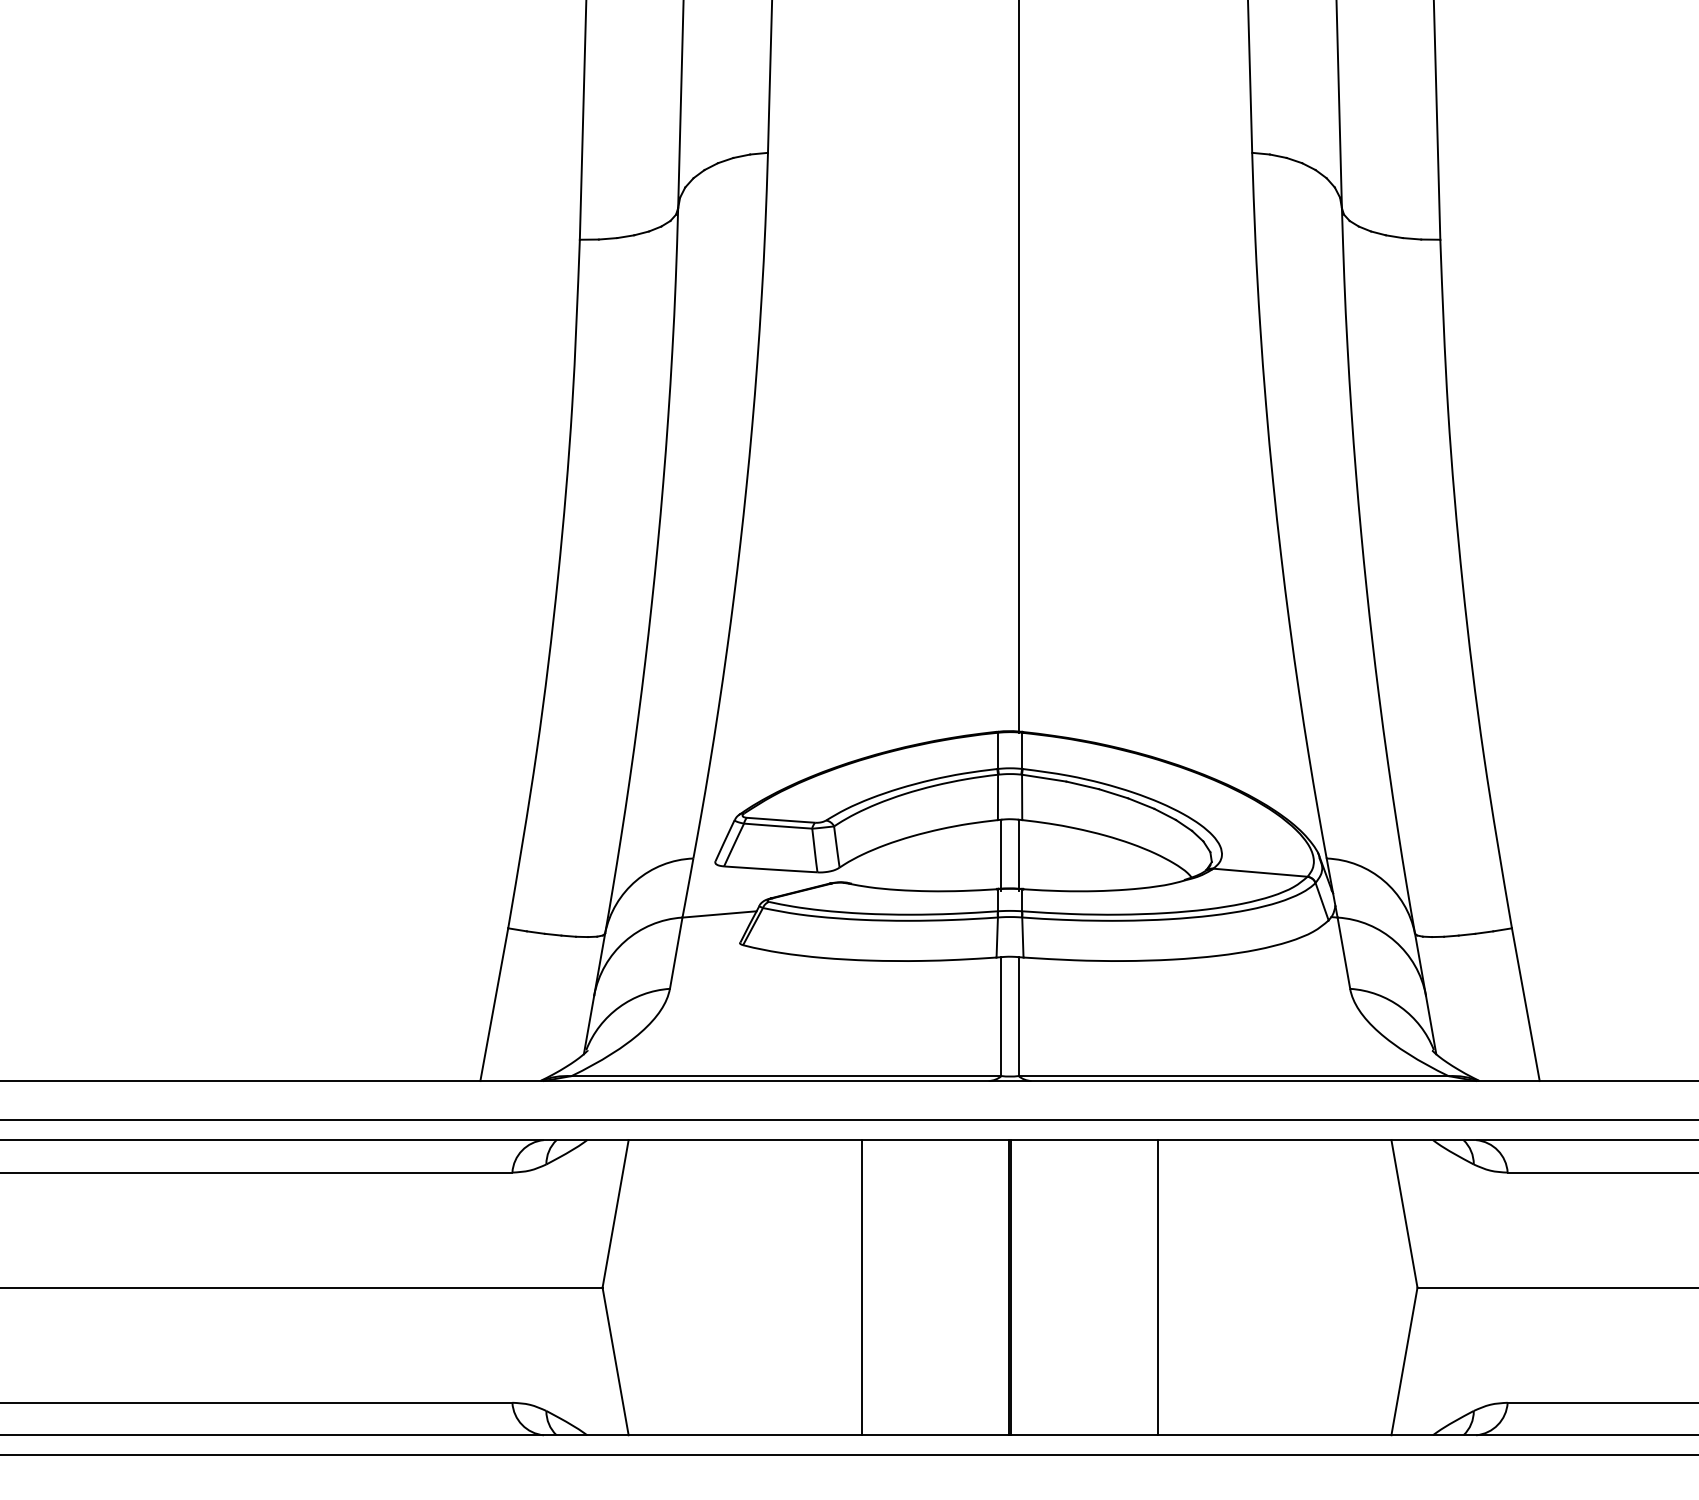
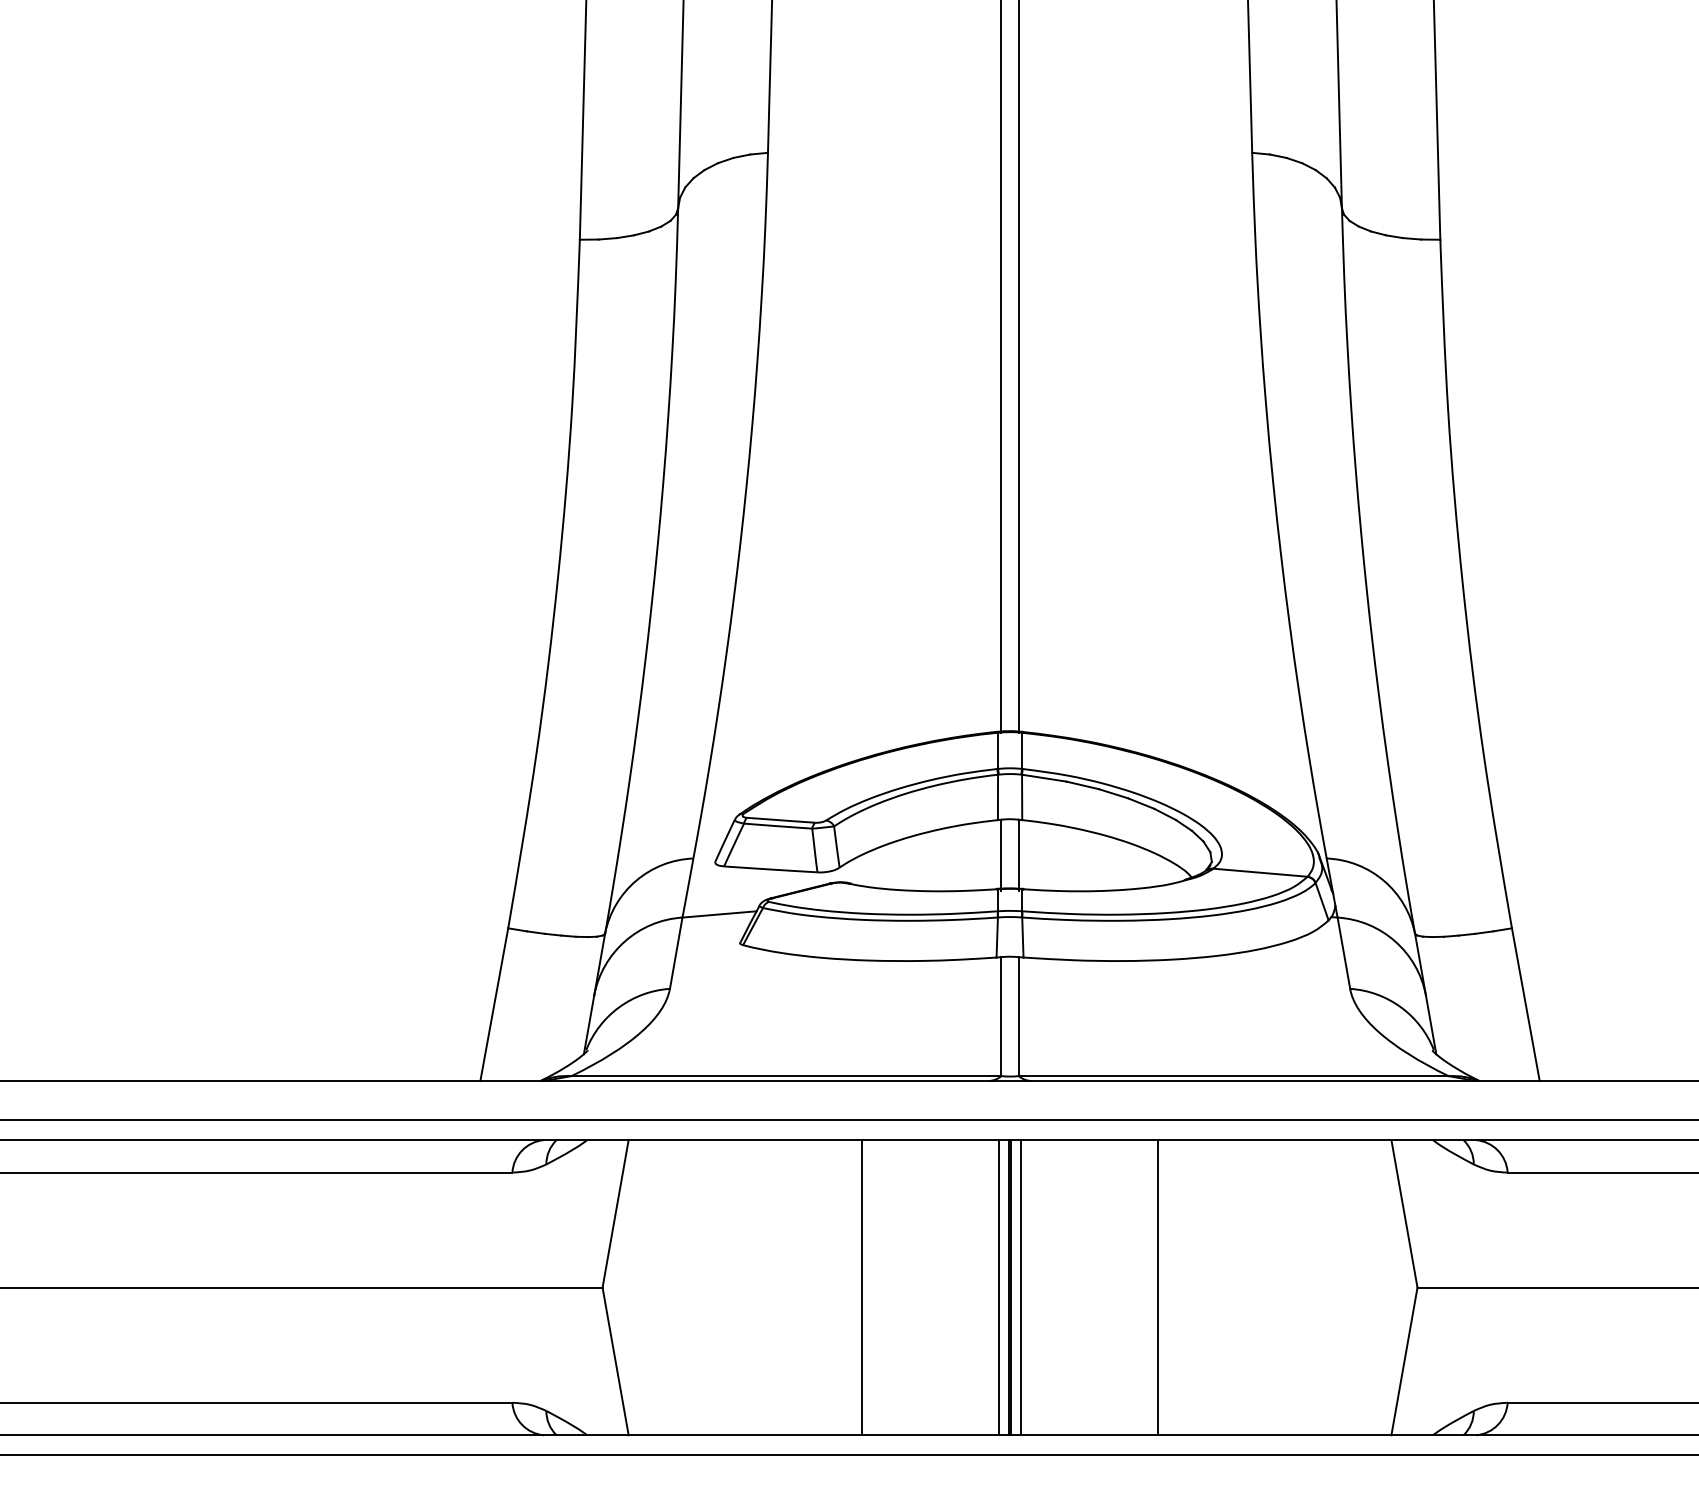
line: none -> present (1001, 367)
line: none -> present (998, 1287)
line: none -> present (1021, 1287)
